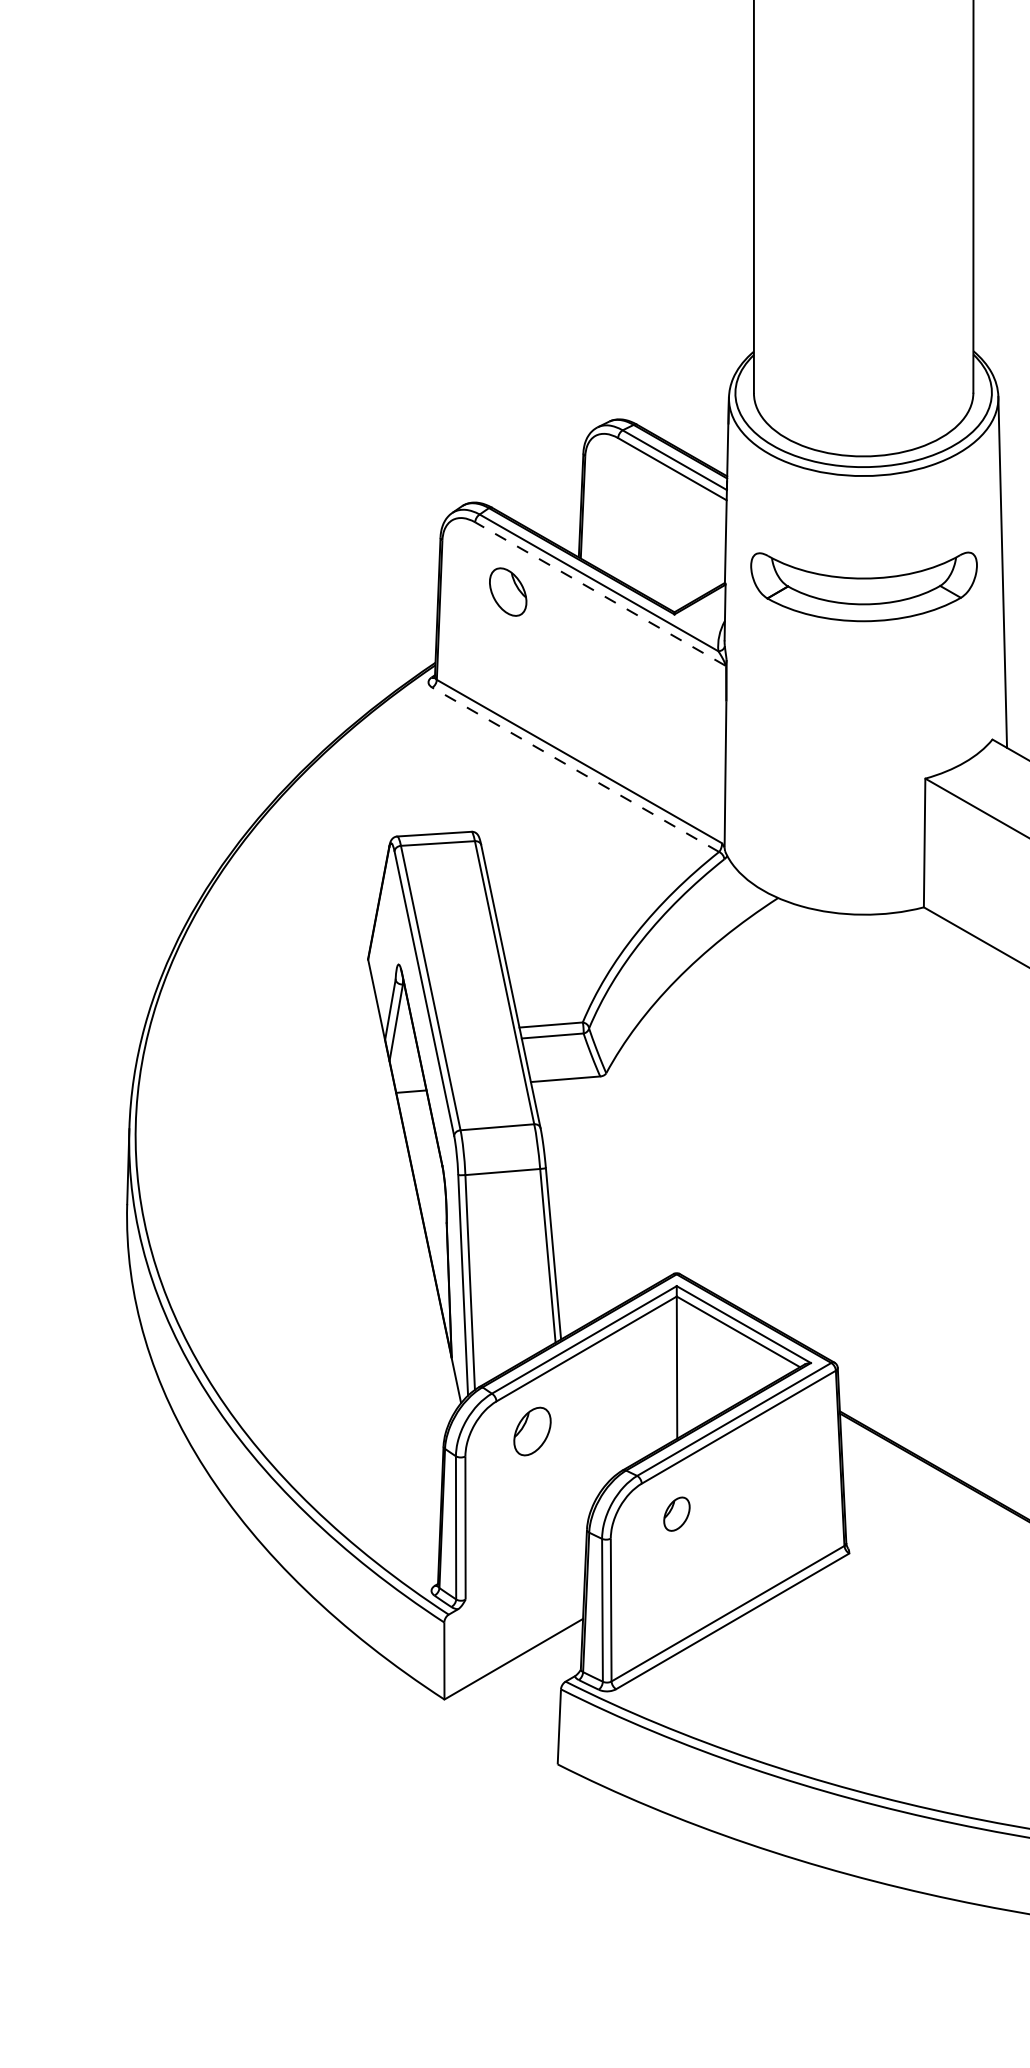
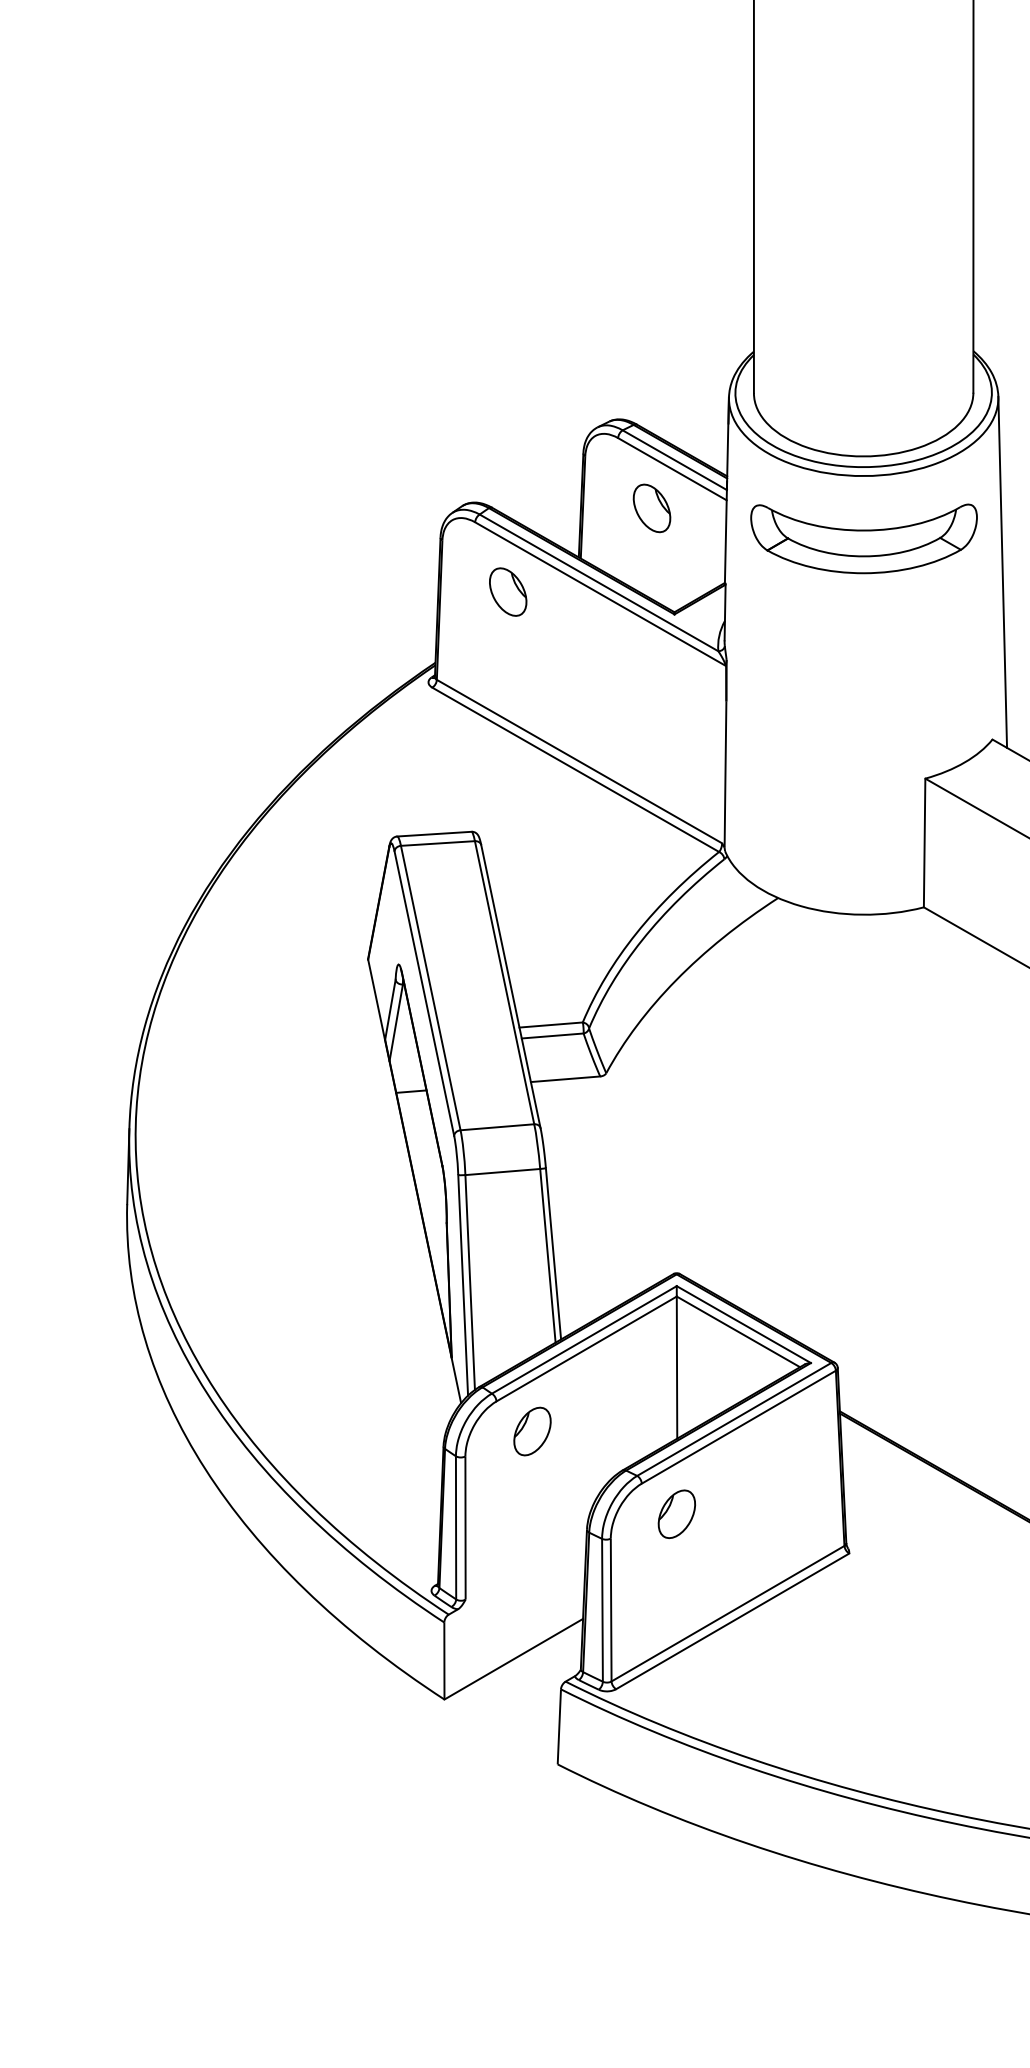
part: none -> present (651, 508)
part position: (863, 586) -> (863, 538) (863, 538)
line: dashed -> solid (599, 593)
line: dashed -> solid (575, 769)
part size: 28x36 px -> 40x50 px (676, 1513)
